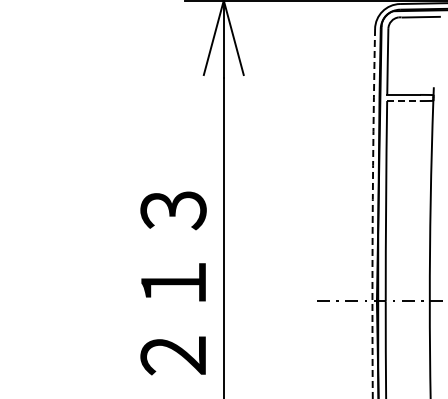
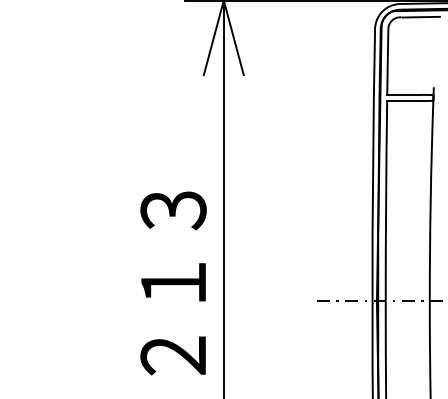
line: dashed -> solid (403, 101)
arc: dashed -> solid (372, 214)
